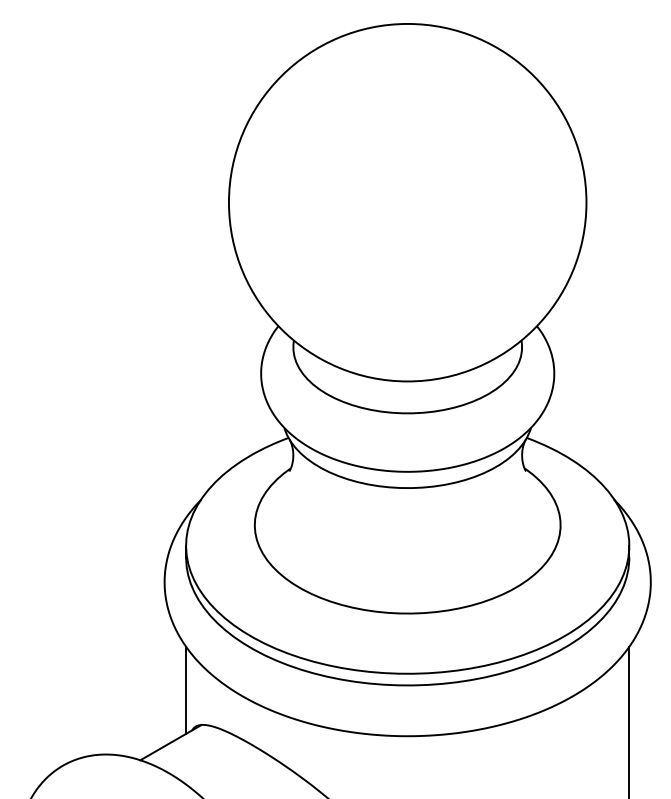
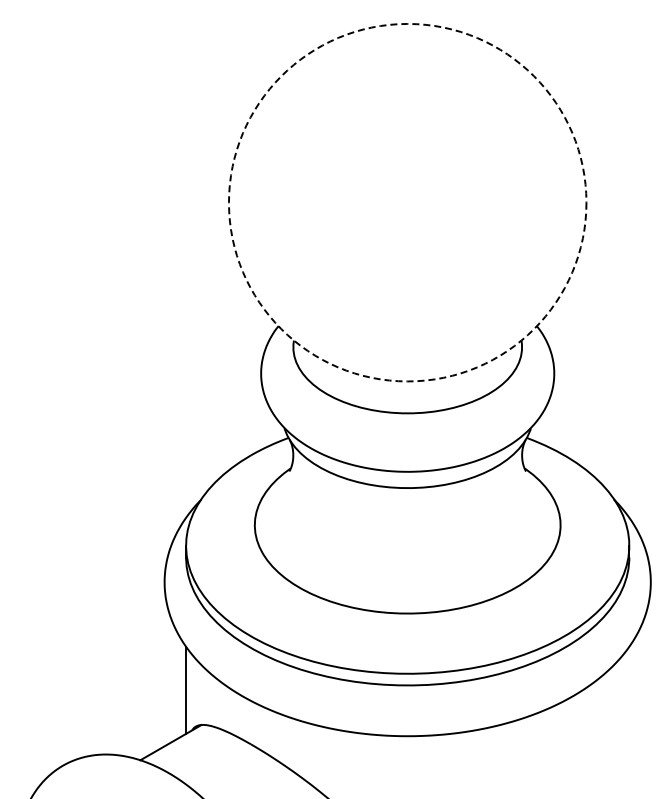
circle: solid -> dashed (407, 202)
line: present -> none (629, 720)
